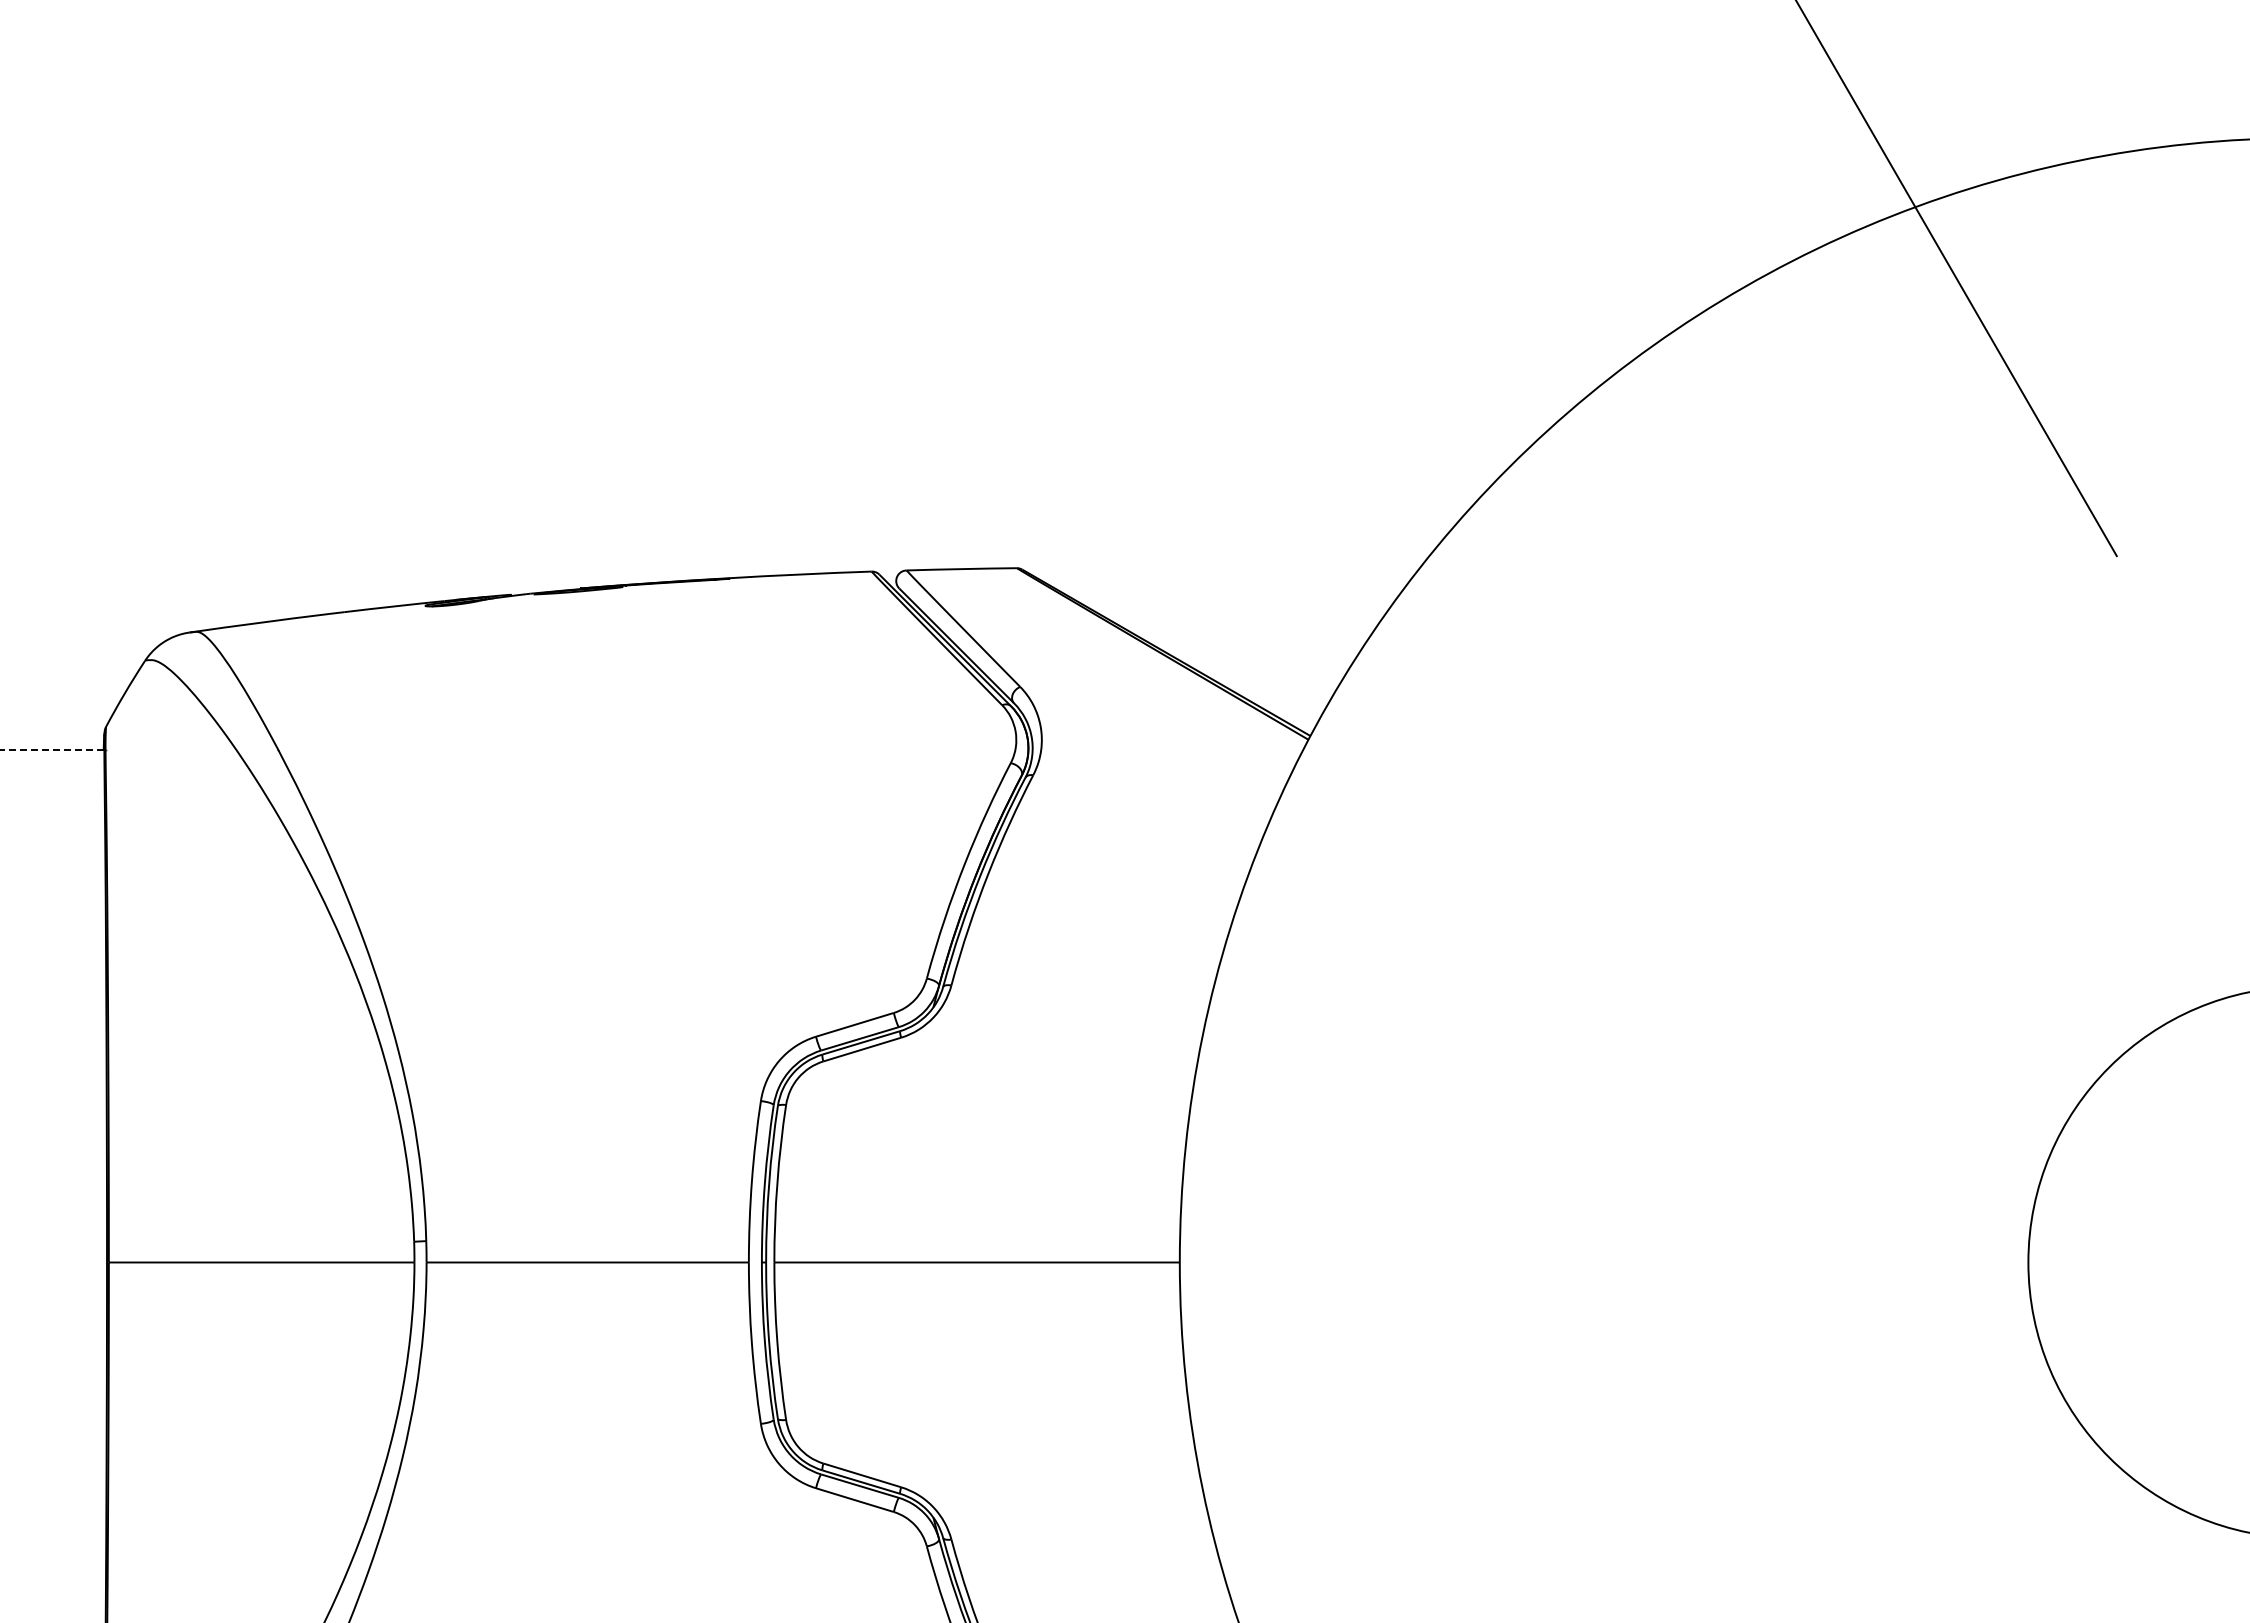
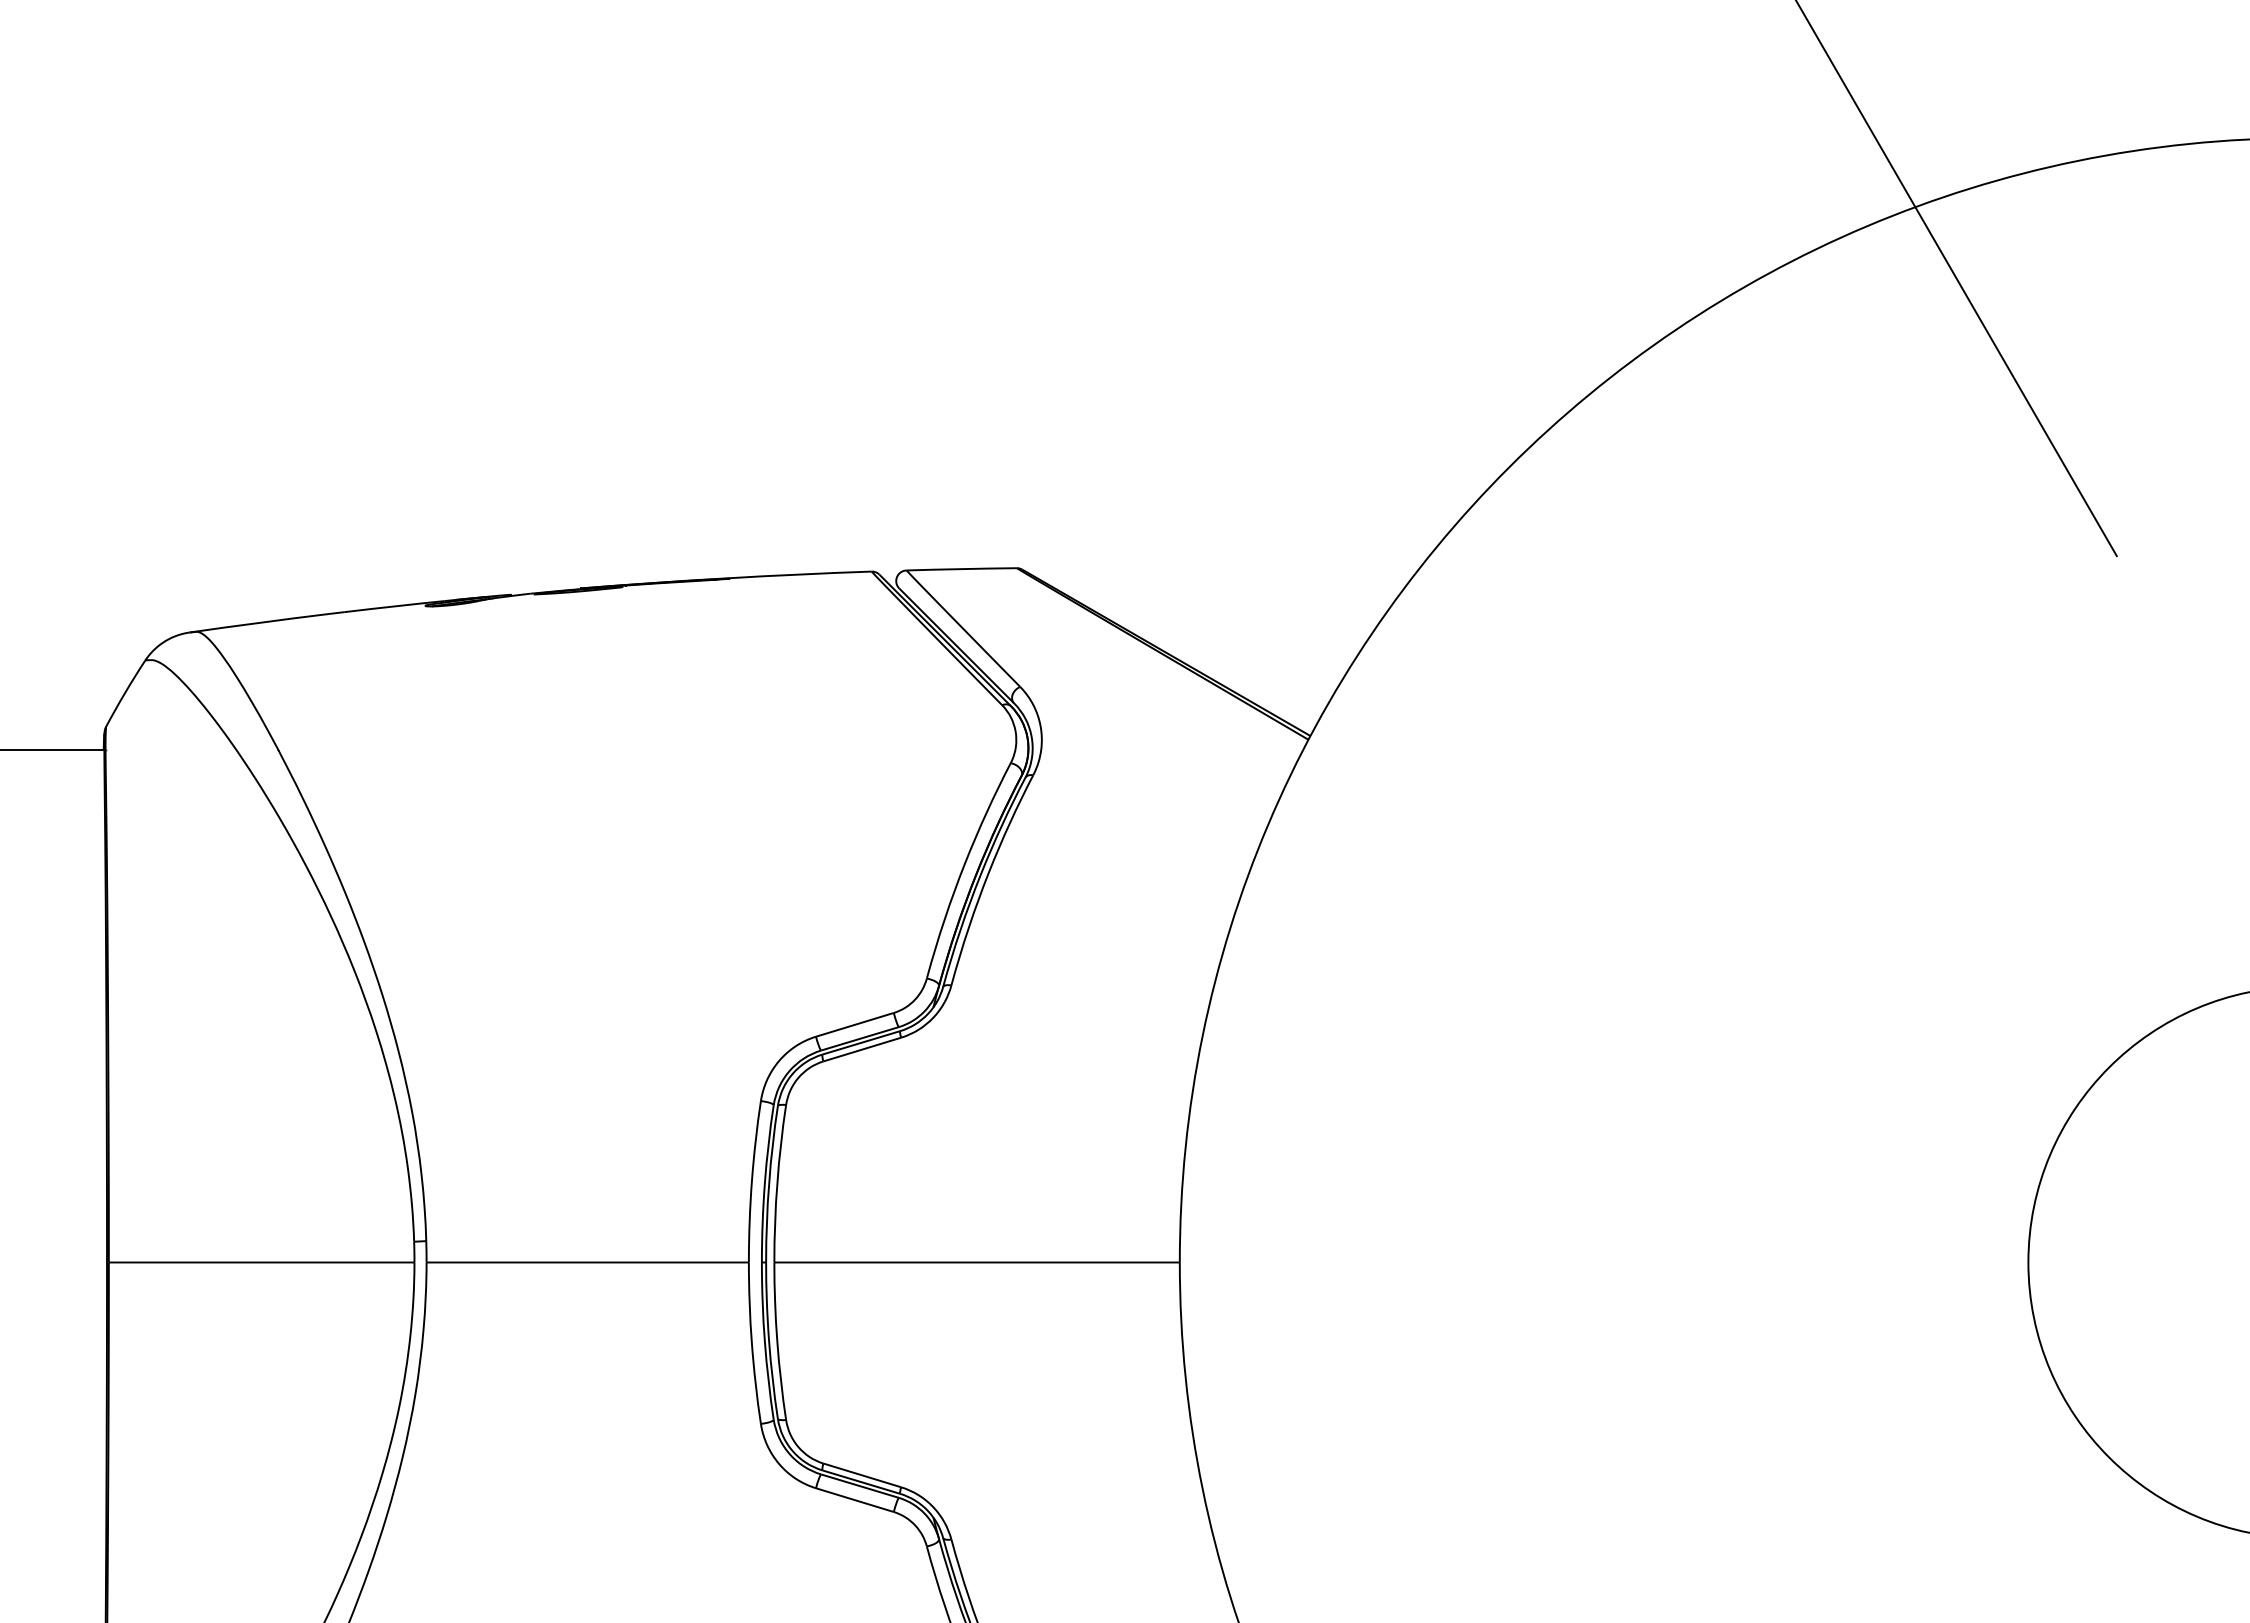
line: dashed -> solid (52, 750)
